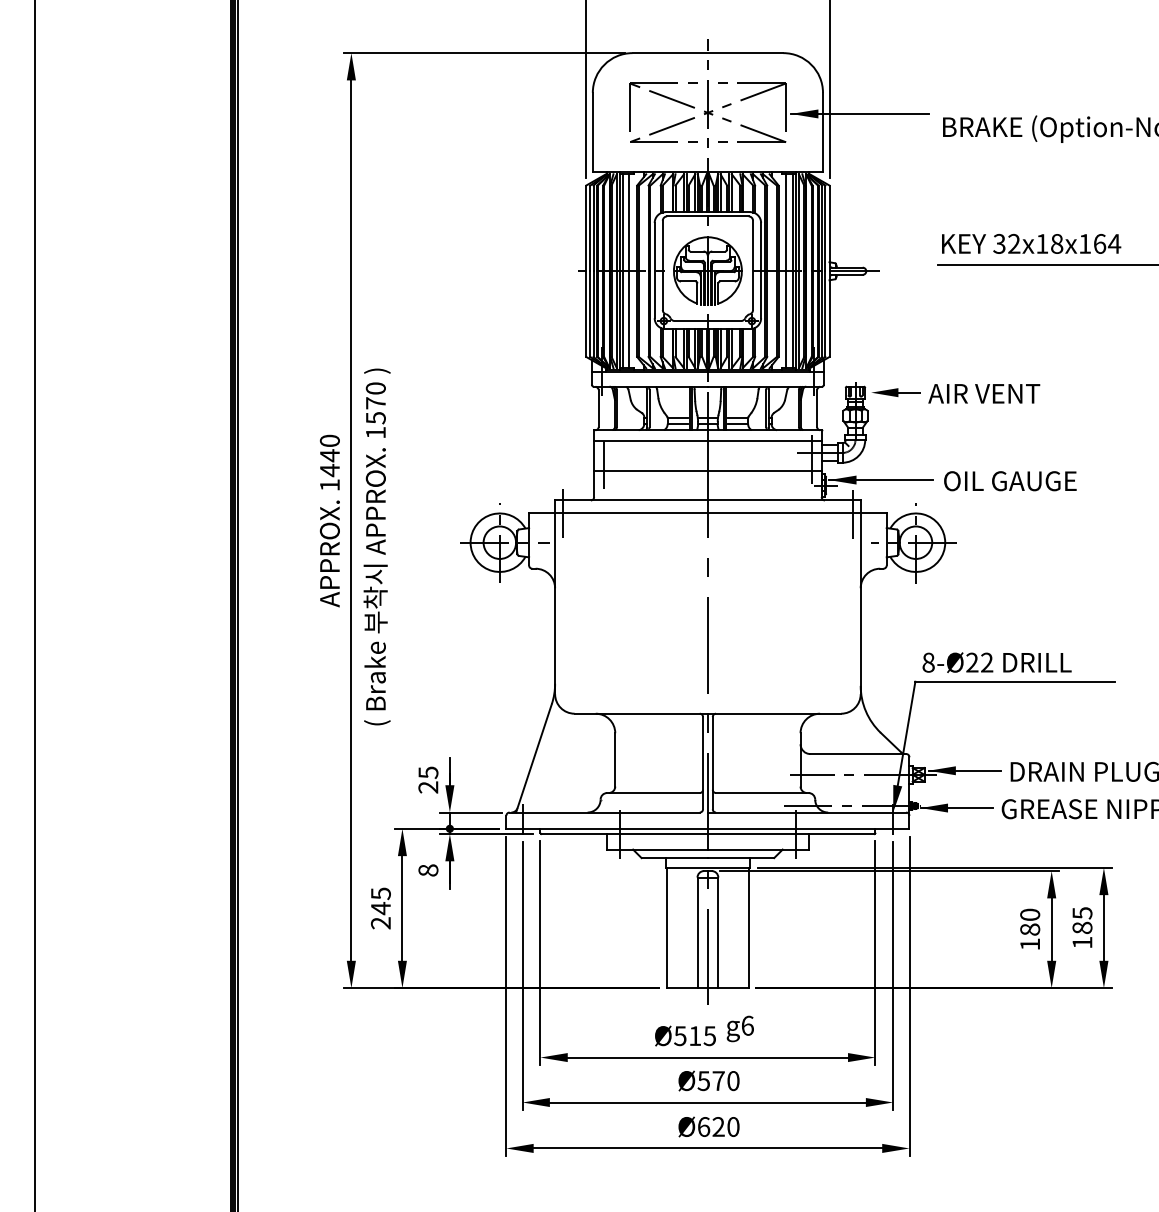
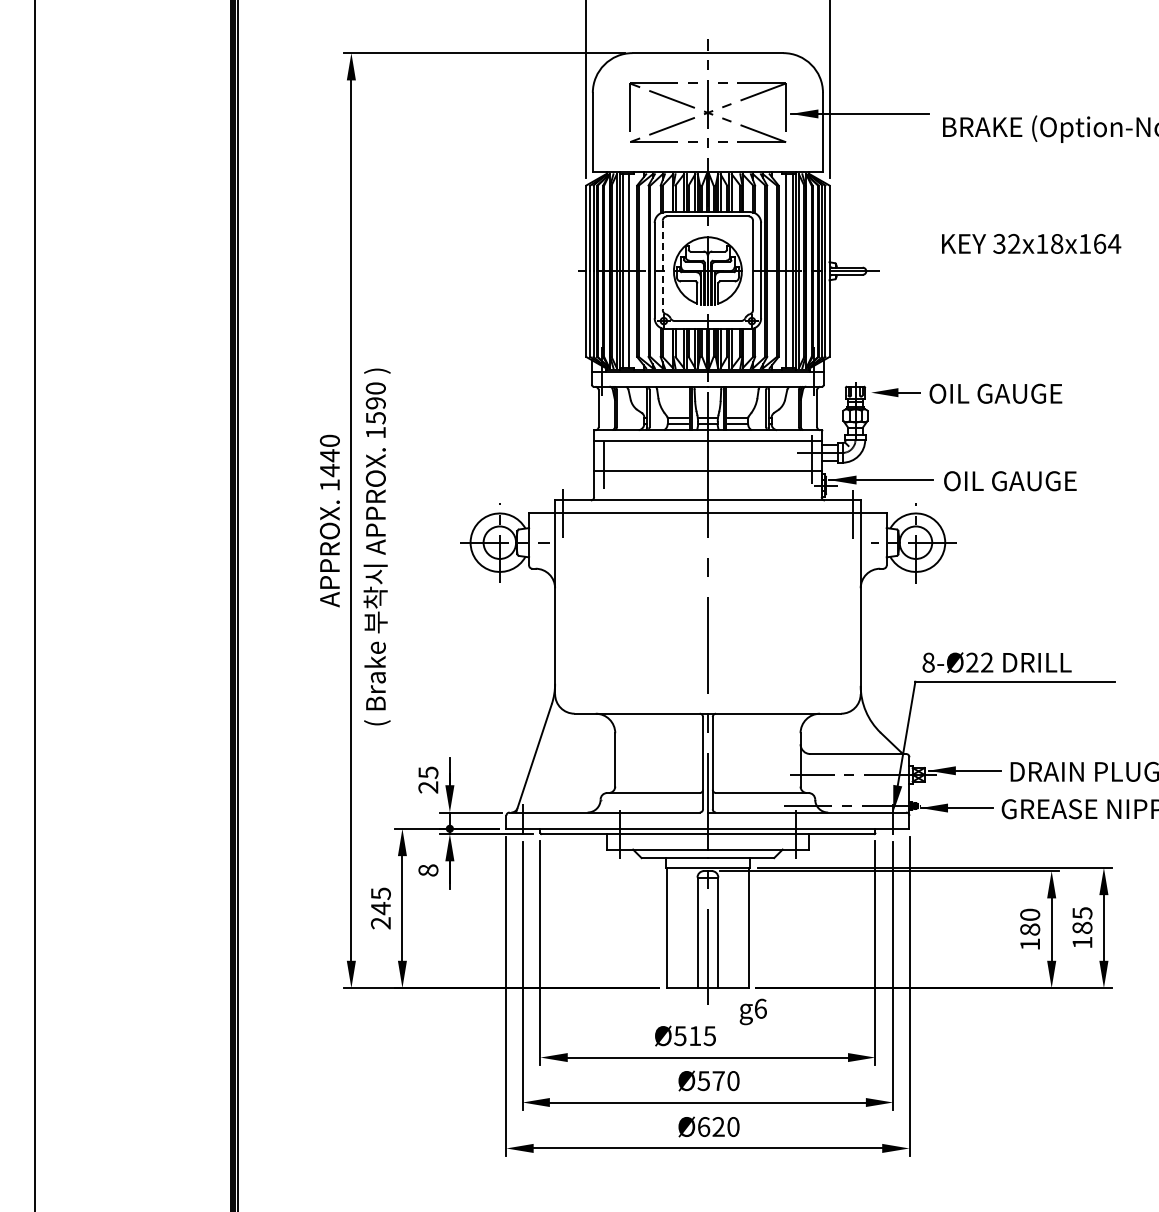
line: present -> none (1046, 264)
line: solid -> dashed (662, 265)
text: AIR VENT -> OIL GAUGE (995, 393)
text: 1570 -> 1590 (375, 403)
text position: (739, 1028) -> (752, 1011) (752, 1011)
